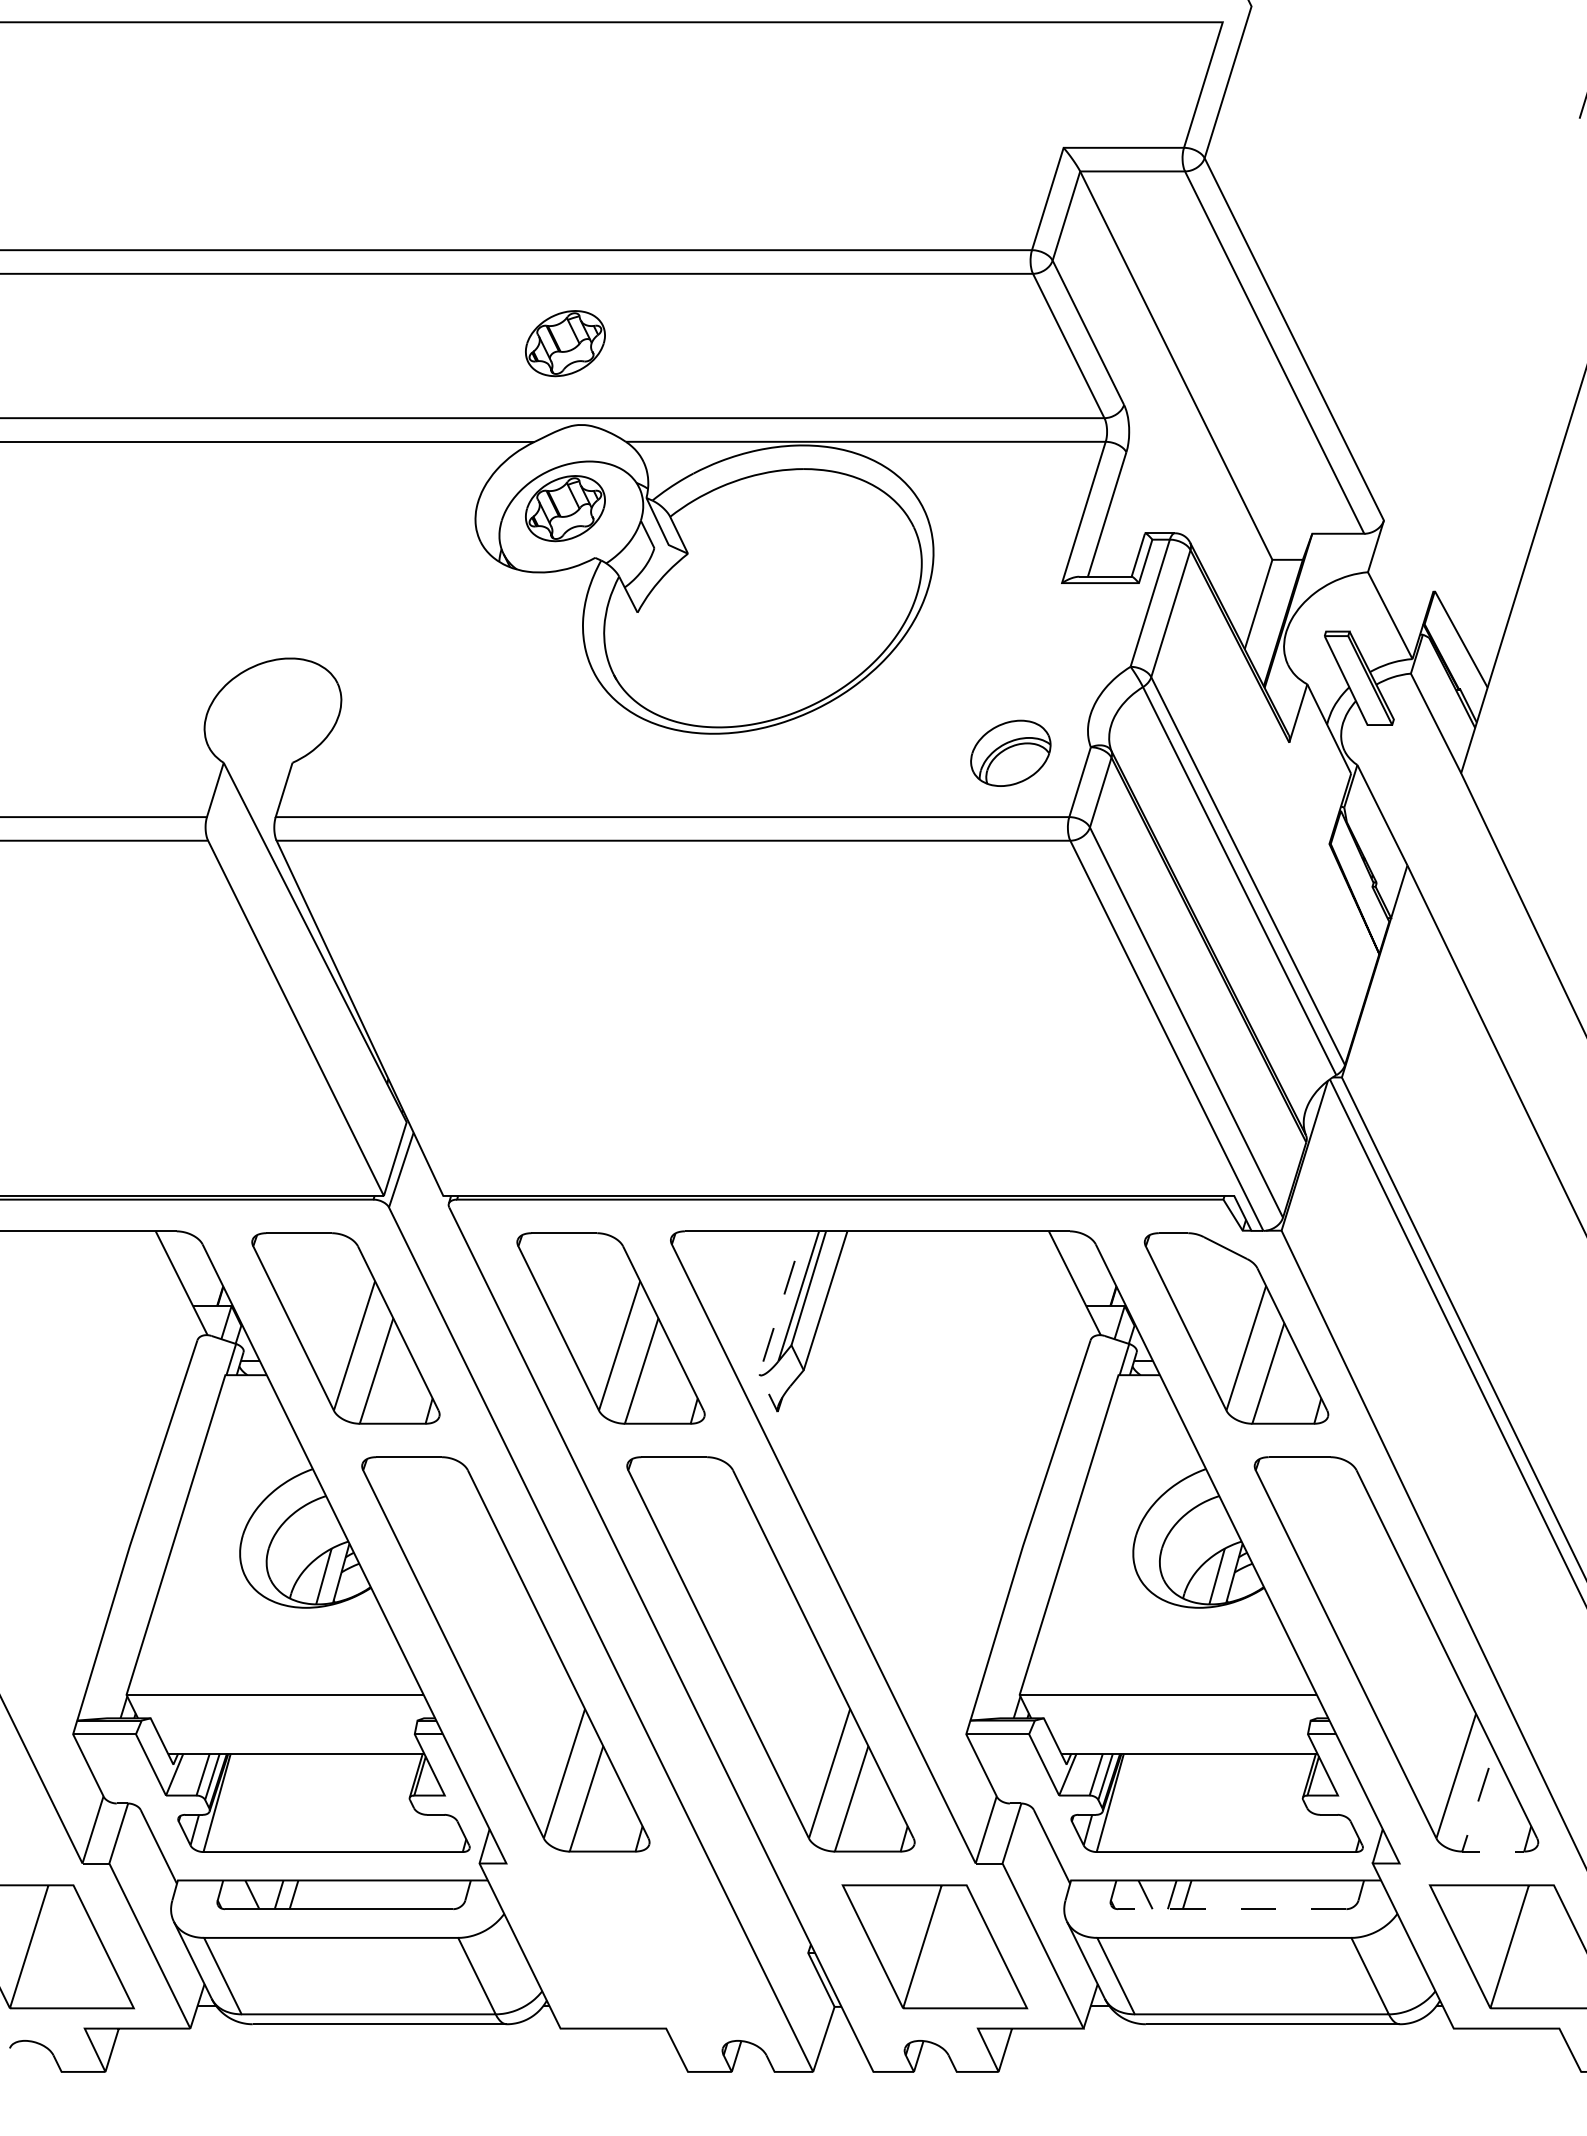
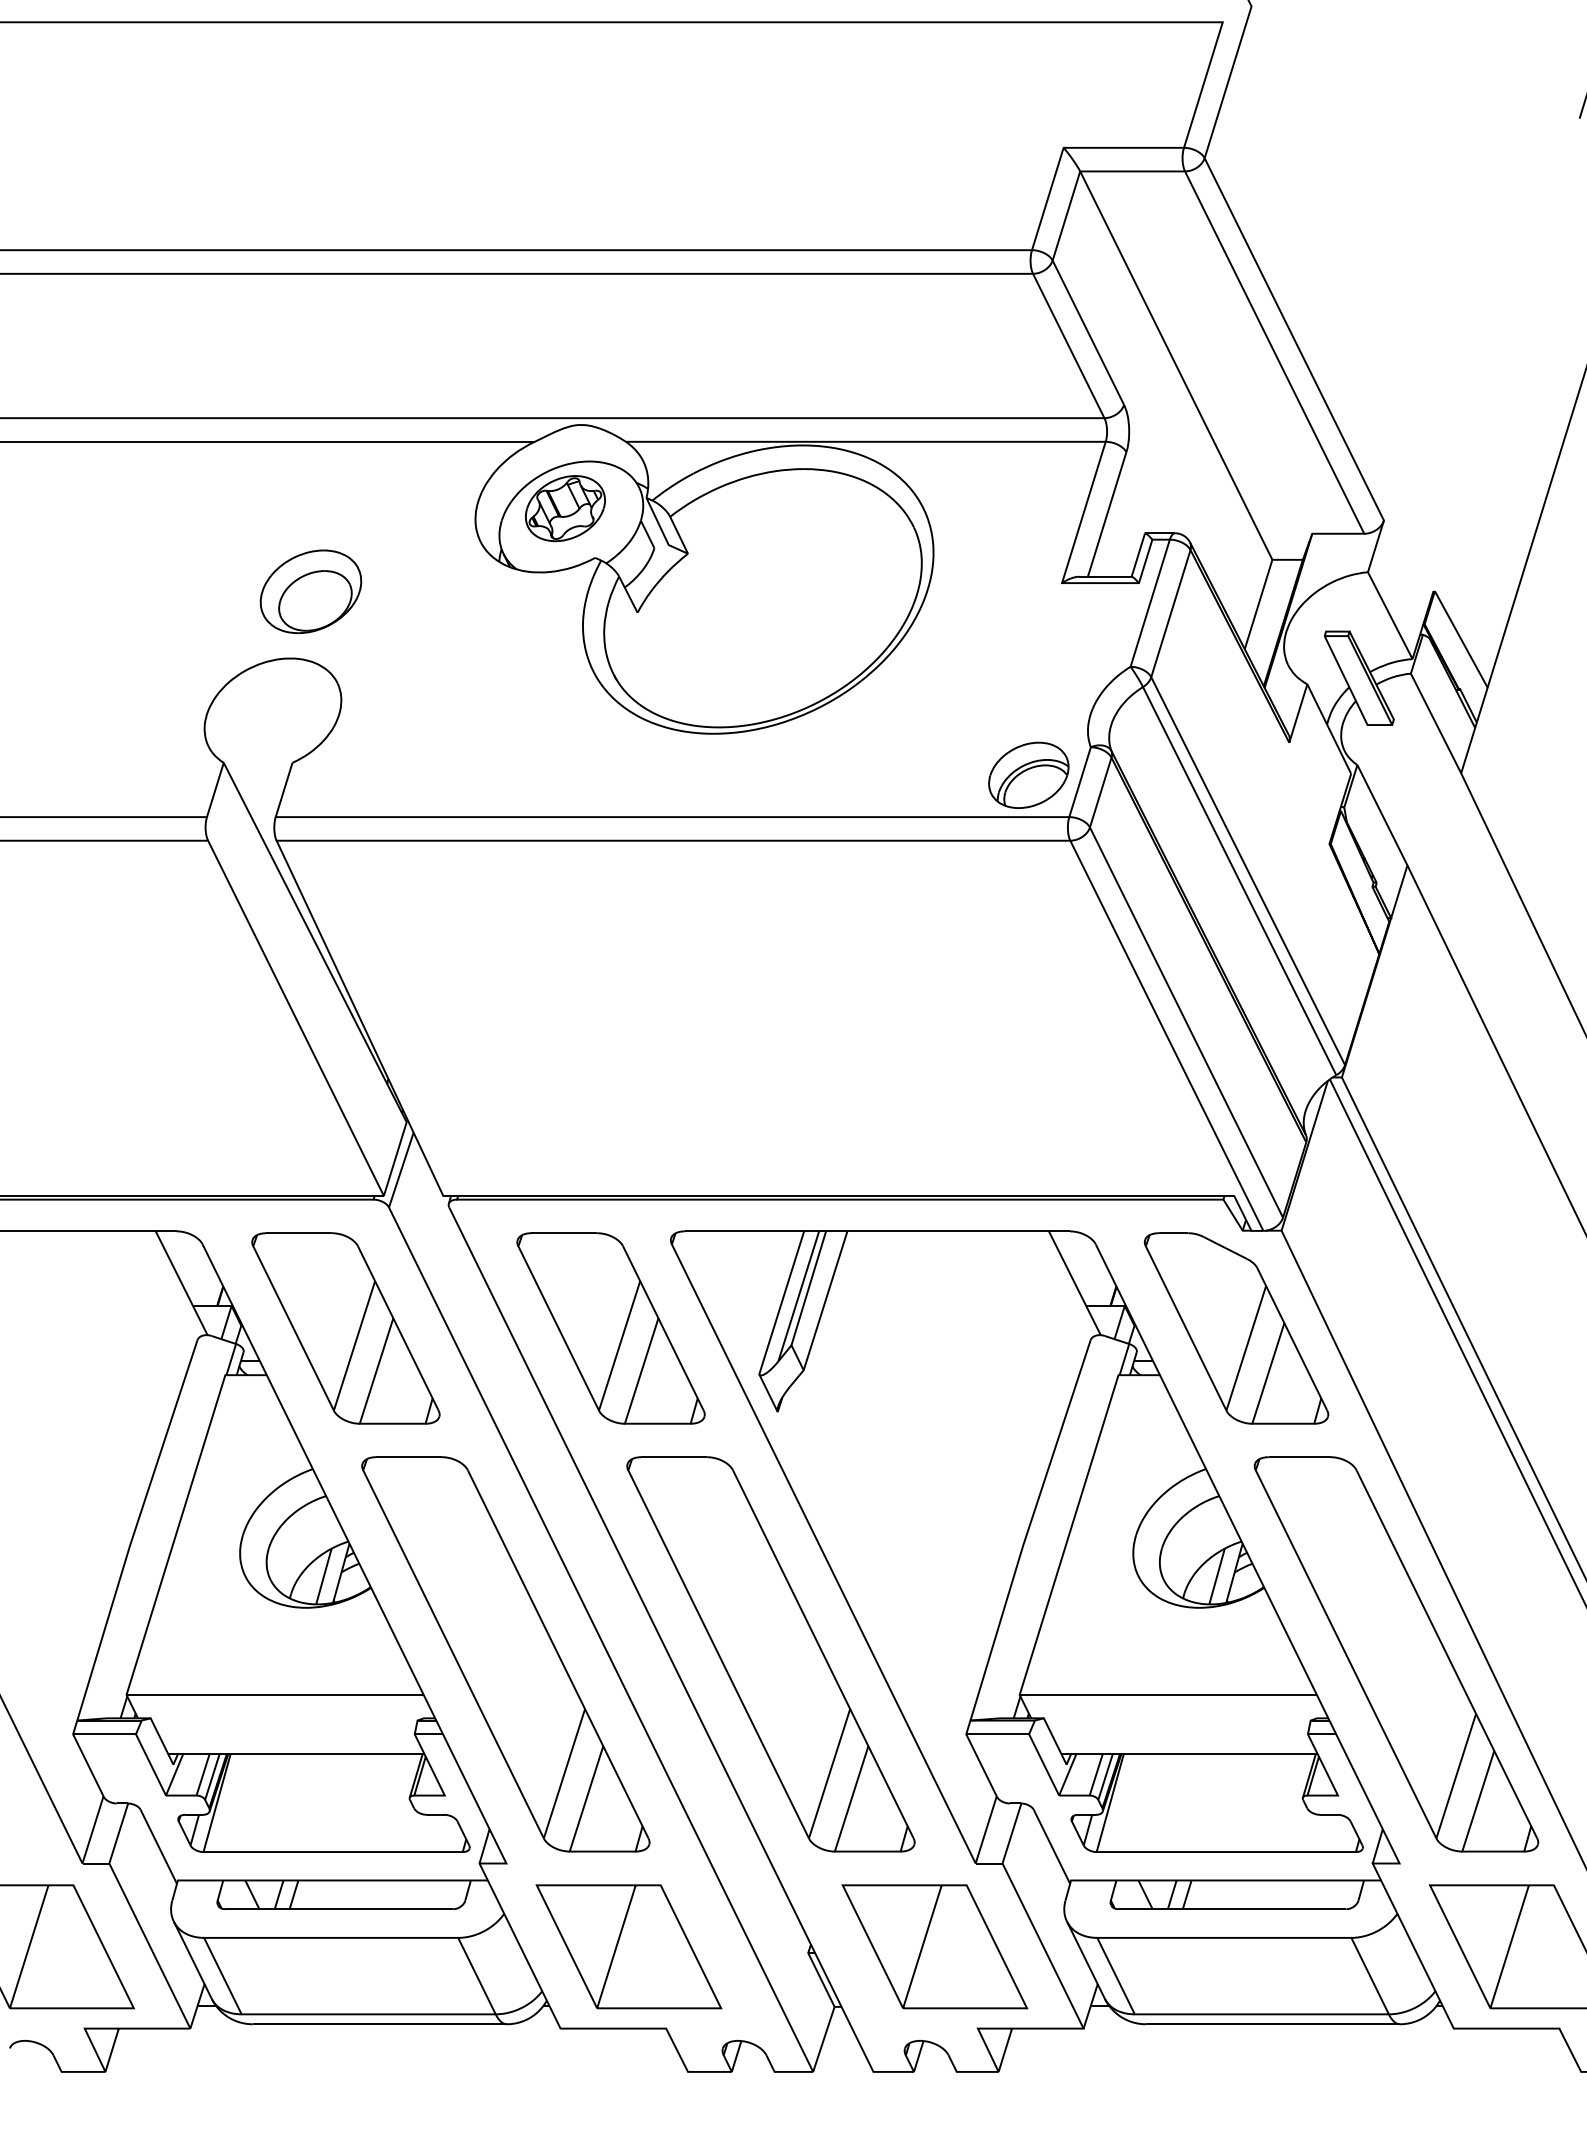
part: present -> none (565, 343)
part: none -> present (310, 591)
part position: (1010, 752) -> (1028, 774) (1028, 774)
line: dashed -> solid (772, 1331)
line: dashed -> solid (1464, 1843)
line: dashed -> solid (1231, 1909)
curve: none -> present (618, 1944)
